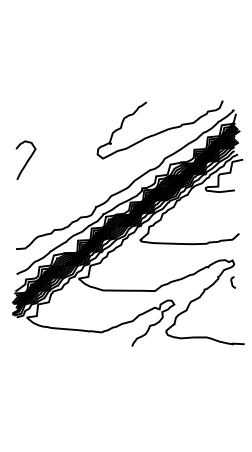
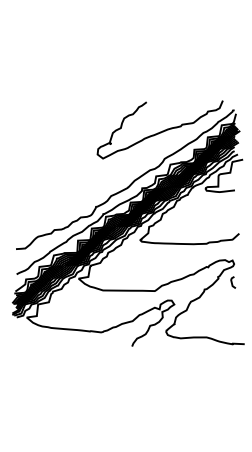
curve: present -> none (27, 159)
